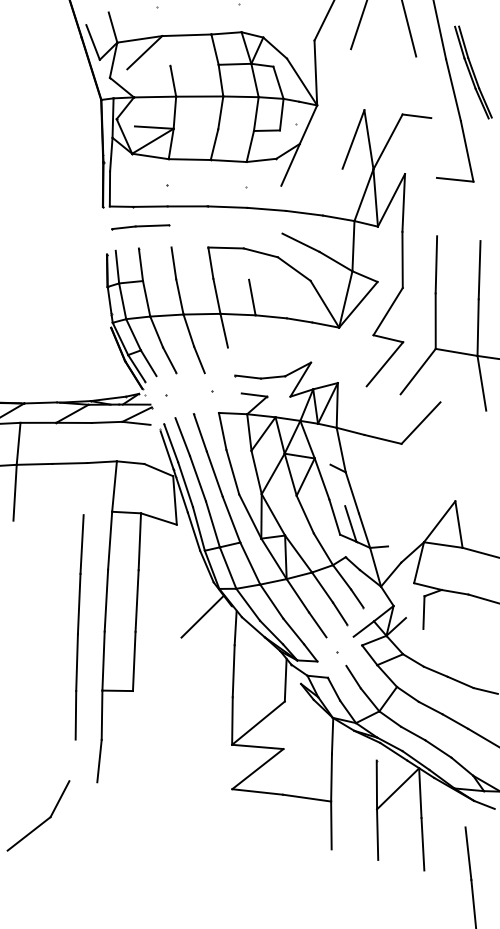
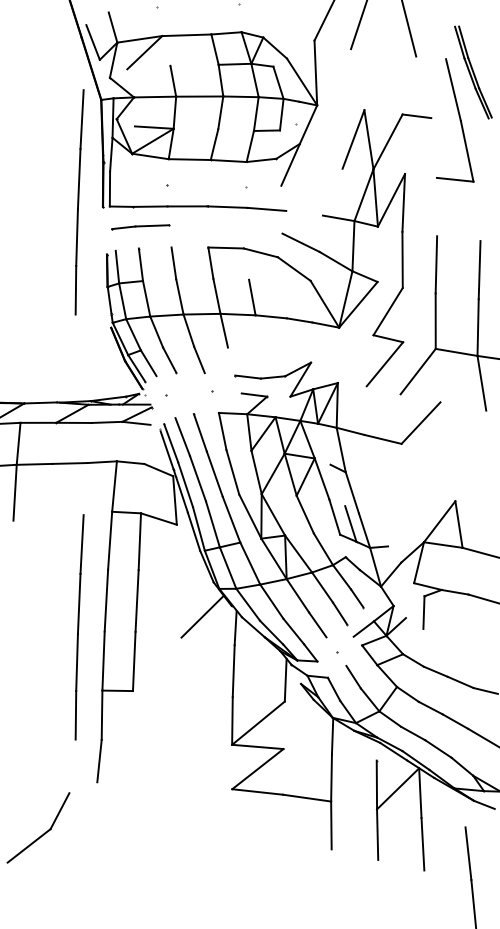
line: present -> none (439, 30)
part: none -> present (79, 202)
line: present -> none (304, 212)
part position: (44, 820) -> (44, 832) (44, 832)
